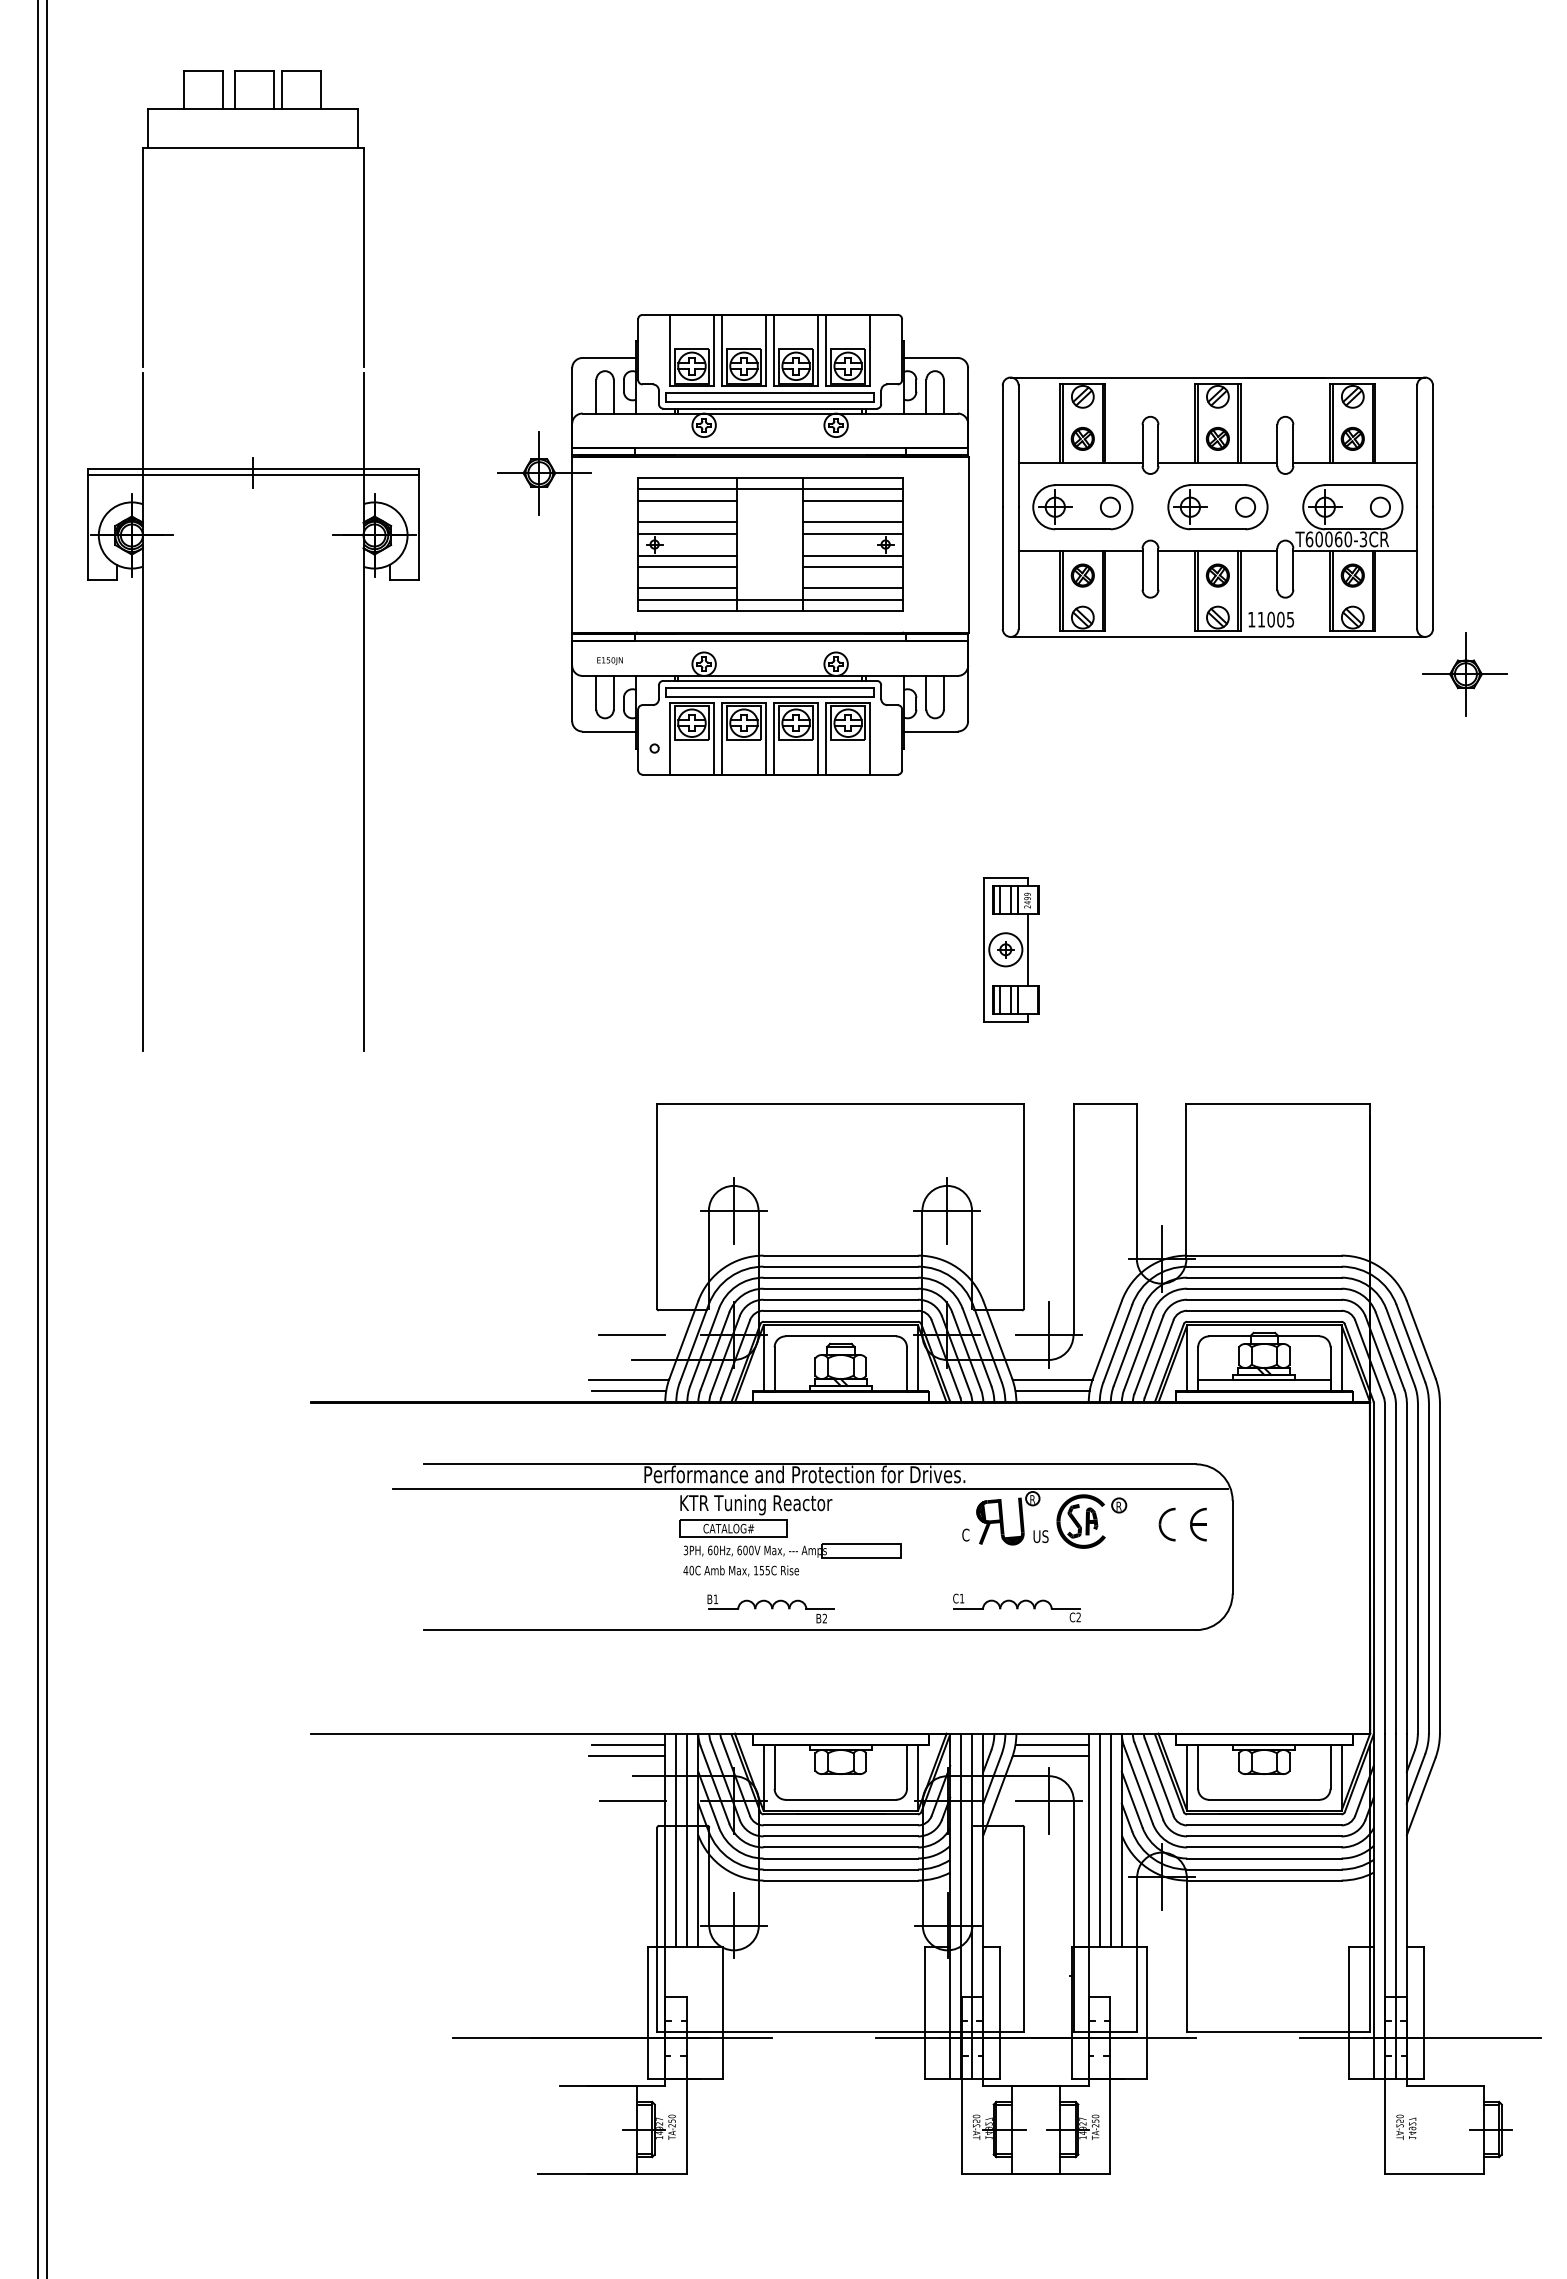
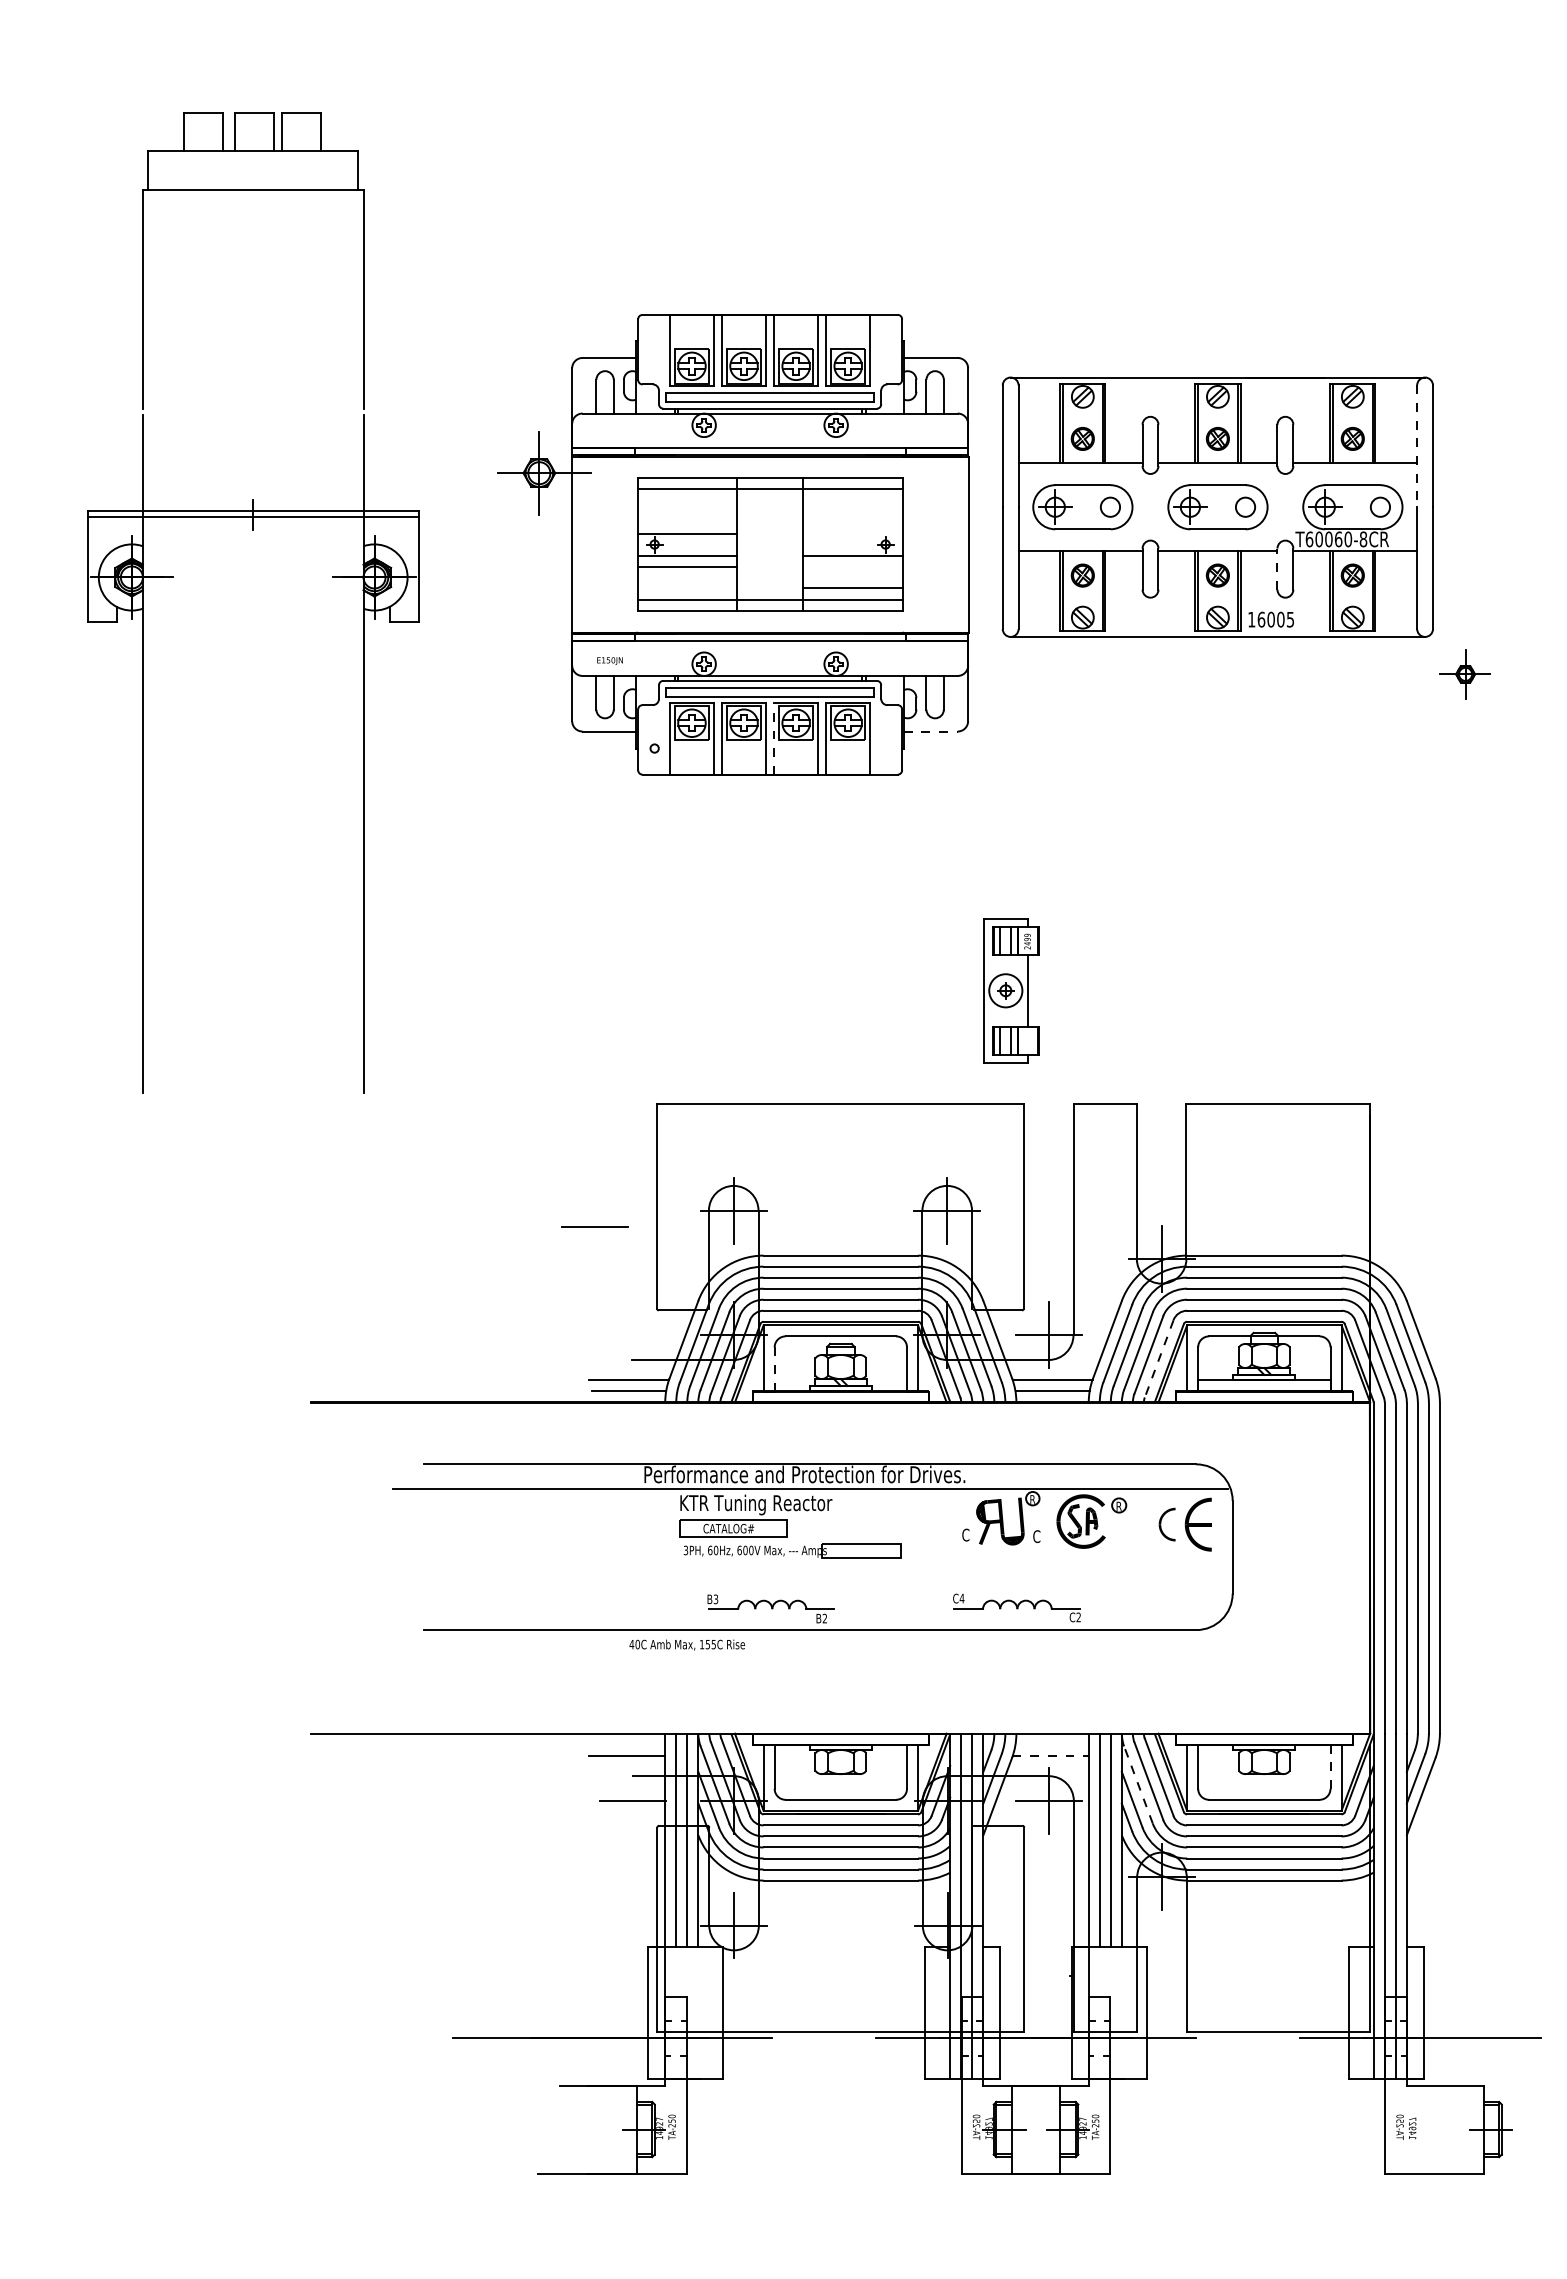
line: solid -> dashed (1417, 446)
part position: (253, 488) -> (253, 530) (253, 530)
line: present -> none (687, 500)
line: present -> none (852, 500)
line: present -> none (687, 522)
line: present -> none (852, 522)
line: present -> none (852, 533)
text: T60060-3CR -> T60060-8CR (1363, 539)
line: present -> none (852, 566)
line: solid -> dashed (1277, 569)
line: present -> none (687, 588)
text: 11005 -> 16005 (1261, 619)
part size: 86x85 px -> 52x51 px (1464, 674)
line: solid -> dashed (930, 731)
line: solid -> dashed (774, 738)
part position: (1011, 949) -> (1011, 990) (1011, 990)
line: present -> none (38, 1138)
line: present -> none (47, 1138)
line position: (631, 1334) -> (594, 1226) (594, 1226)
line: solid -> dashed (1159, 1359)
line: solid -> dashed (774, 1369)
part size: 17x35 px -> 28x55 px (1197, 1524)
text: US -> C (1040, 1536)
text position: (741, 1570) -> (687, 1644) (687, 1644)
text: C1 -> C4 (961, 1598)
text: B1 -> B3 (715, 1599)
line: present -> none (628, 1744)
line: present -> none (1051, 1744)
line: solid -> dashed (1051, 1756)
line: solid -> dashed (1330, 1767)
line: solid -> dashed (1138, 1784)
